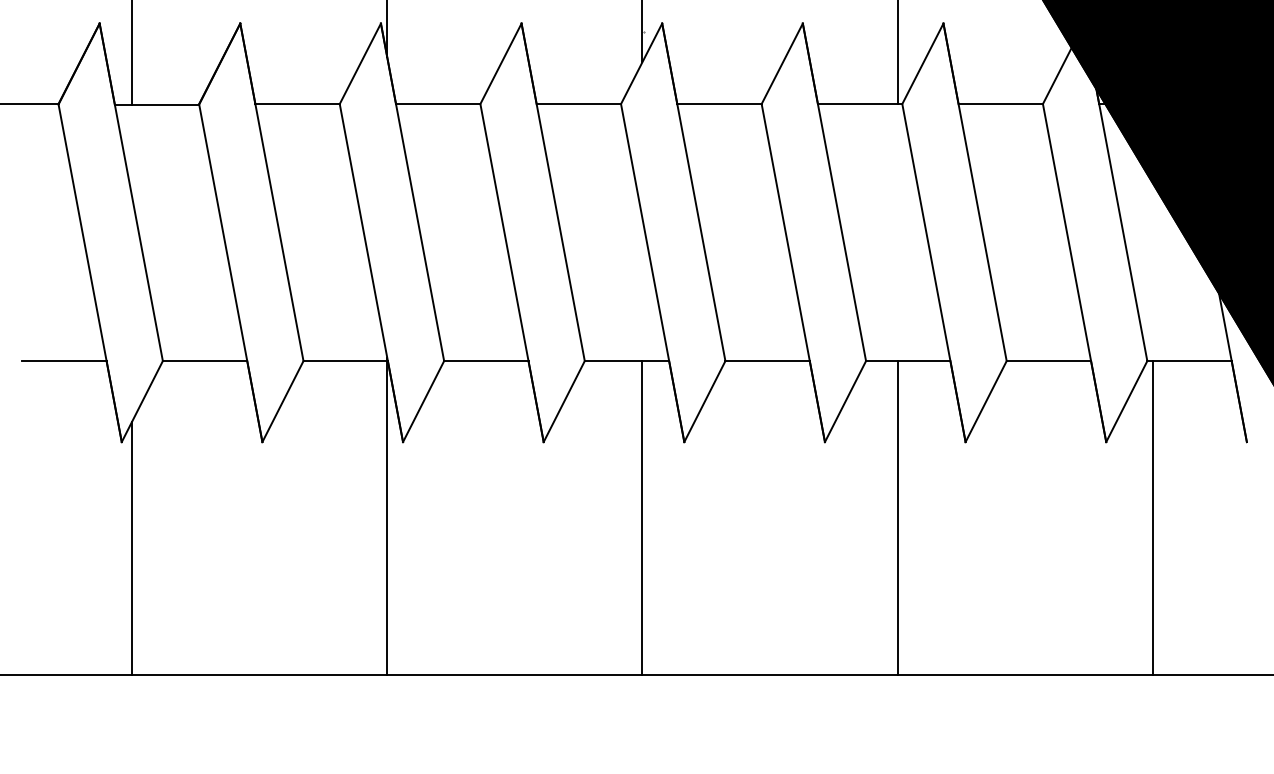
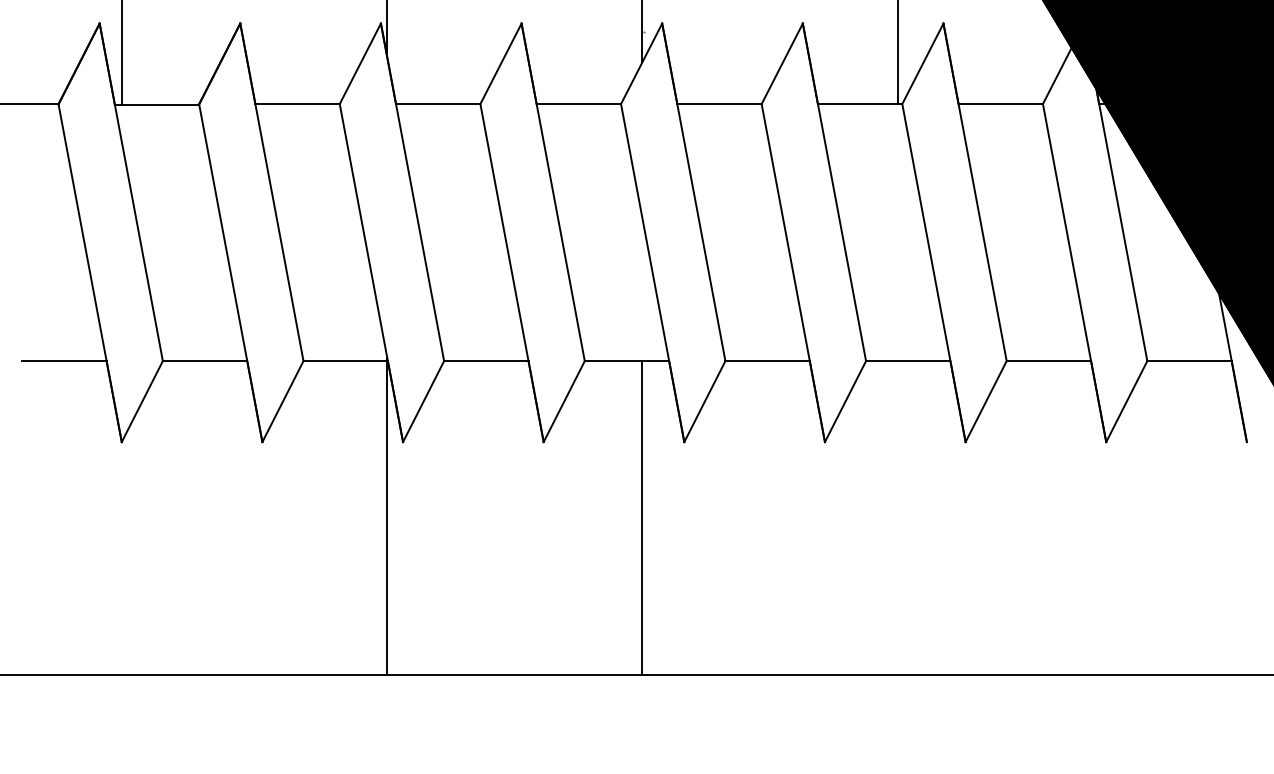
line position: (132, 53) -> (122, 53) (122, 53)
line: present -> none (897, 517)
line: present -> none (1152, 517)
line: present -> none (132, 547)
